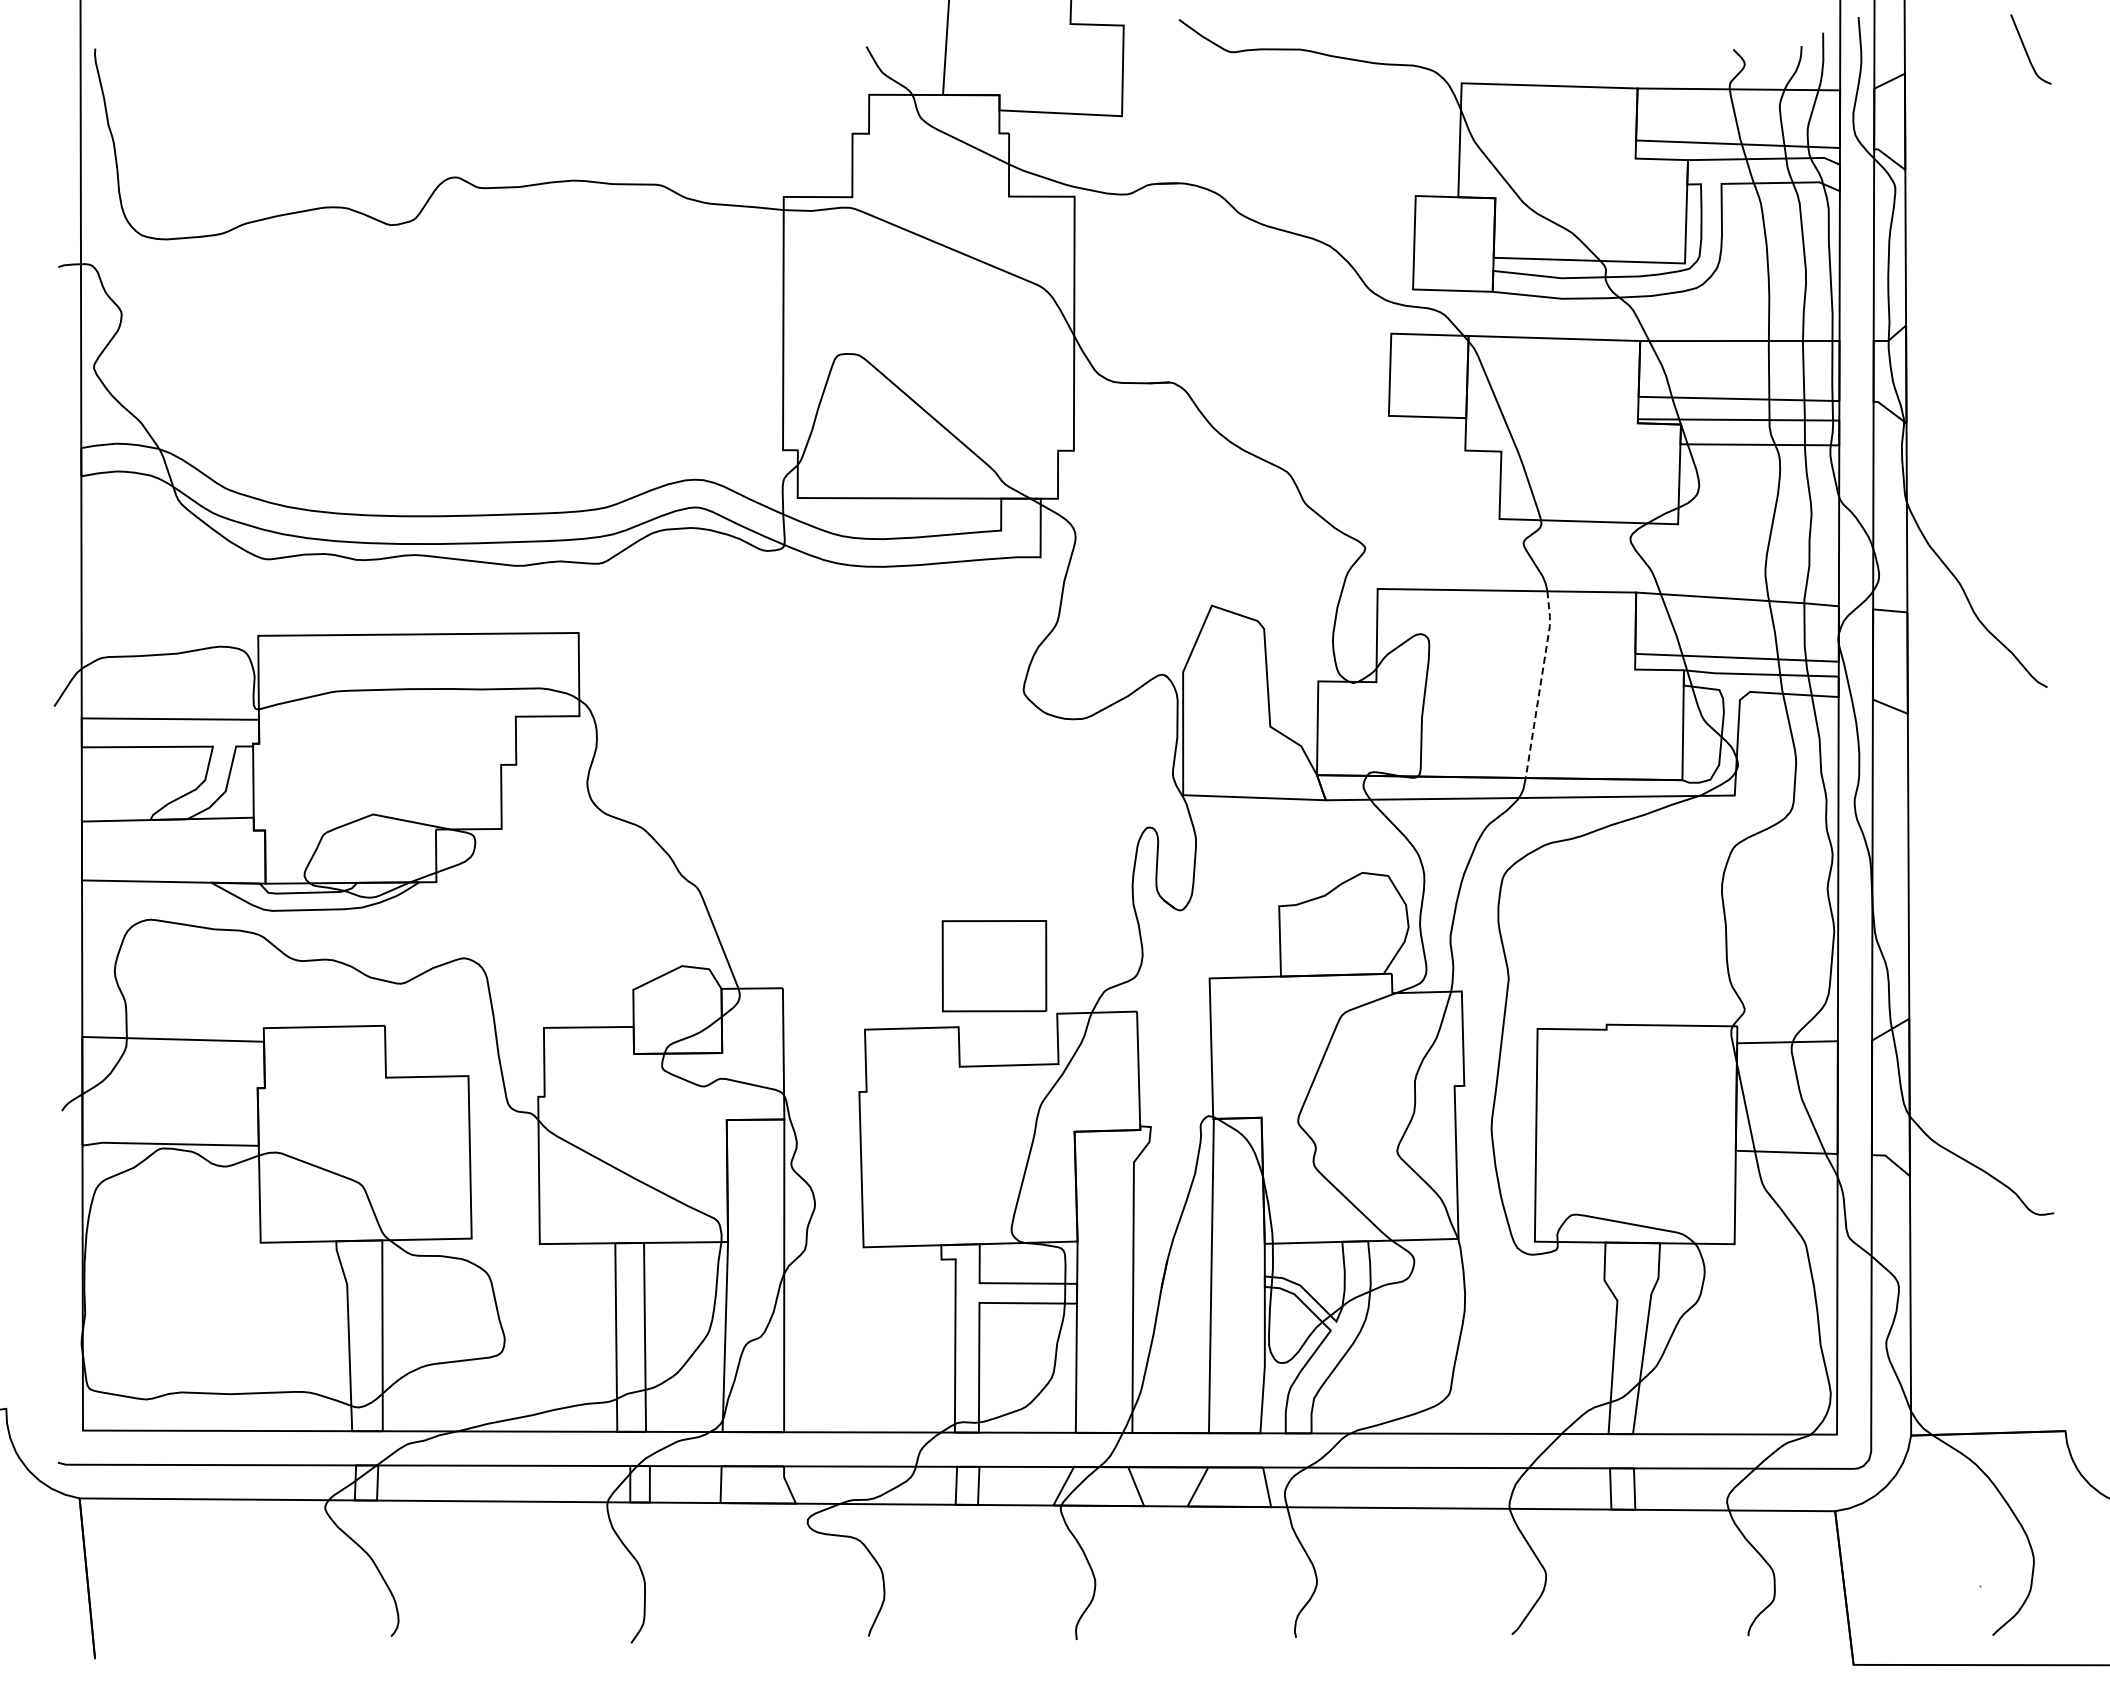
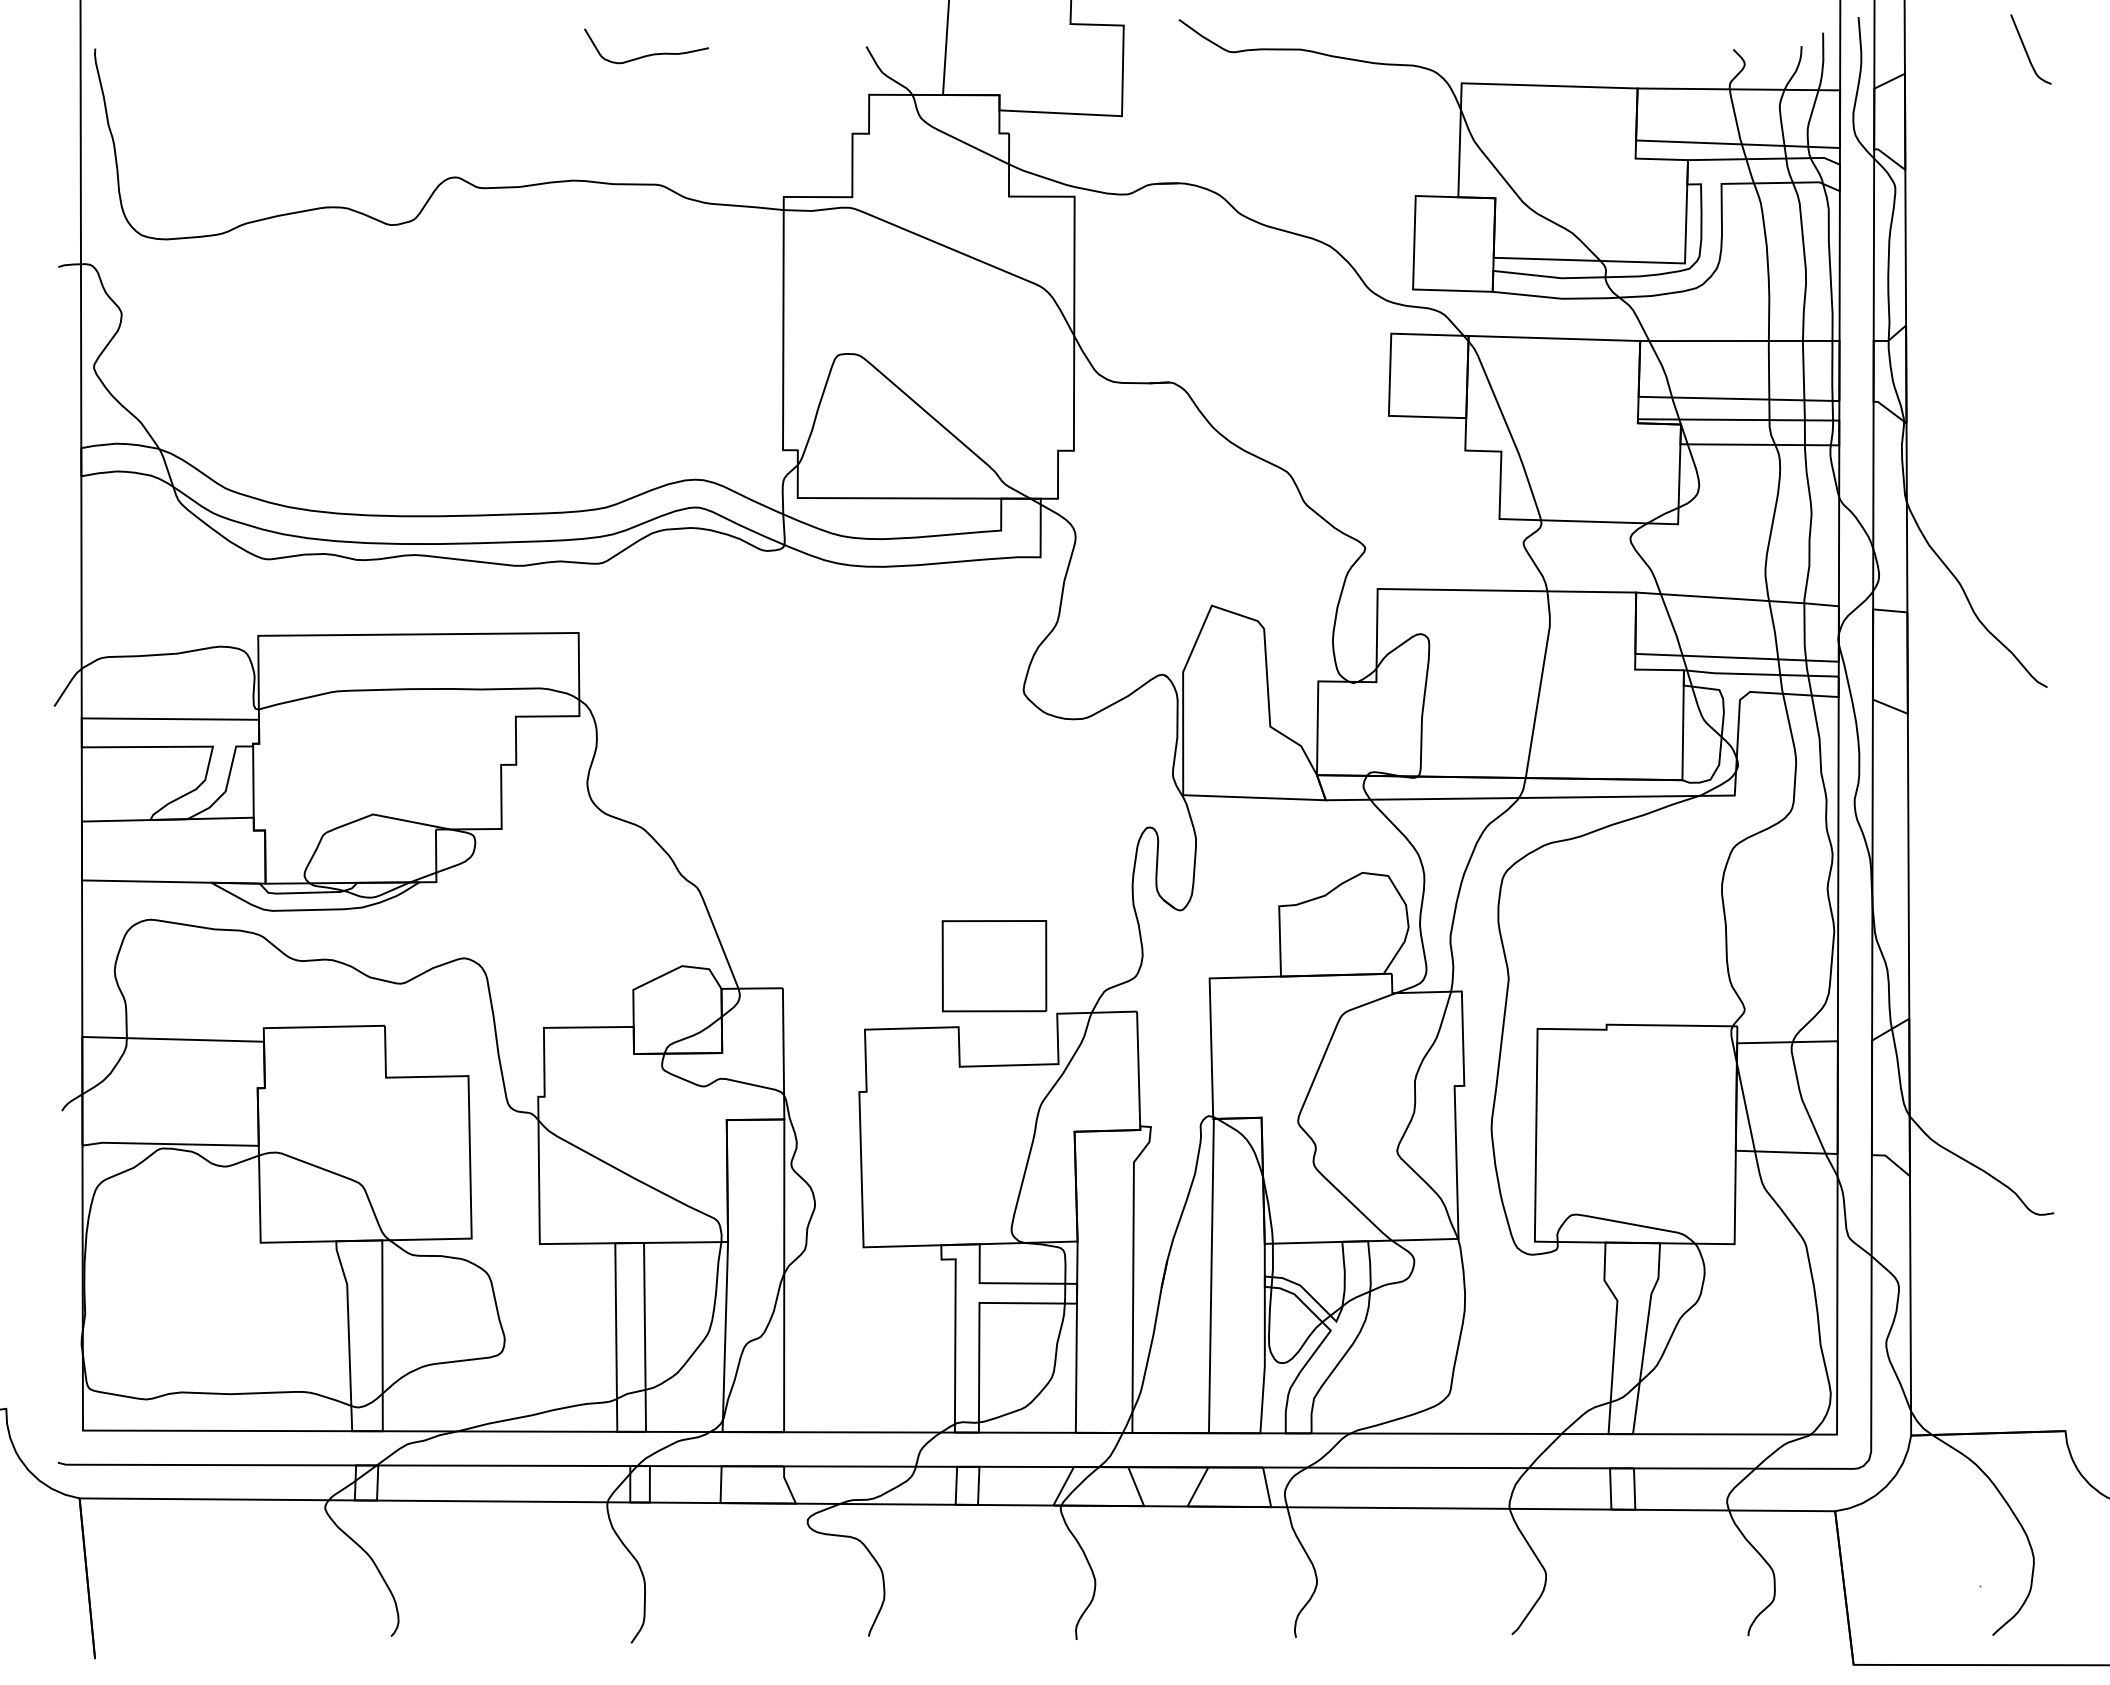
curve: none -> present (647, 54)
line: dashed -> solid (1540, 683)
